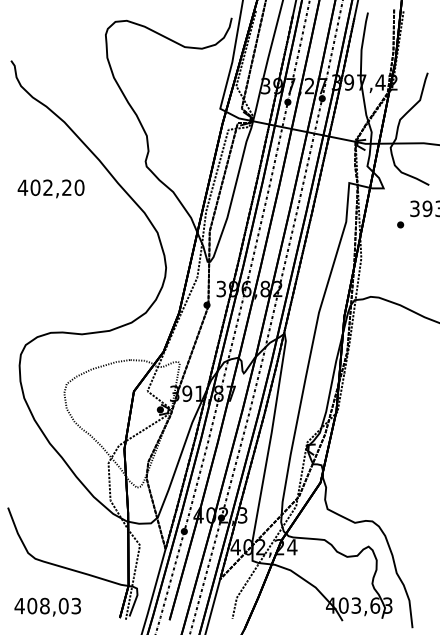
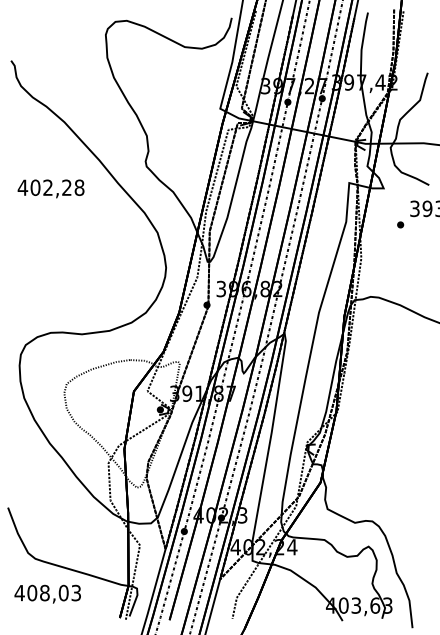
text: 402,20 -> 402,28 (79, 187)
text position: (47, 606) -> (47, 593) (47, 593)
